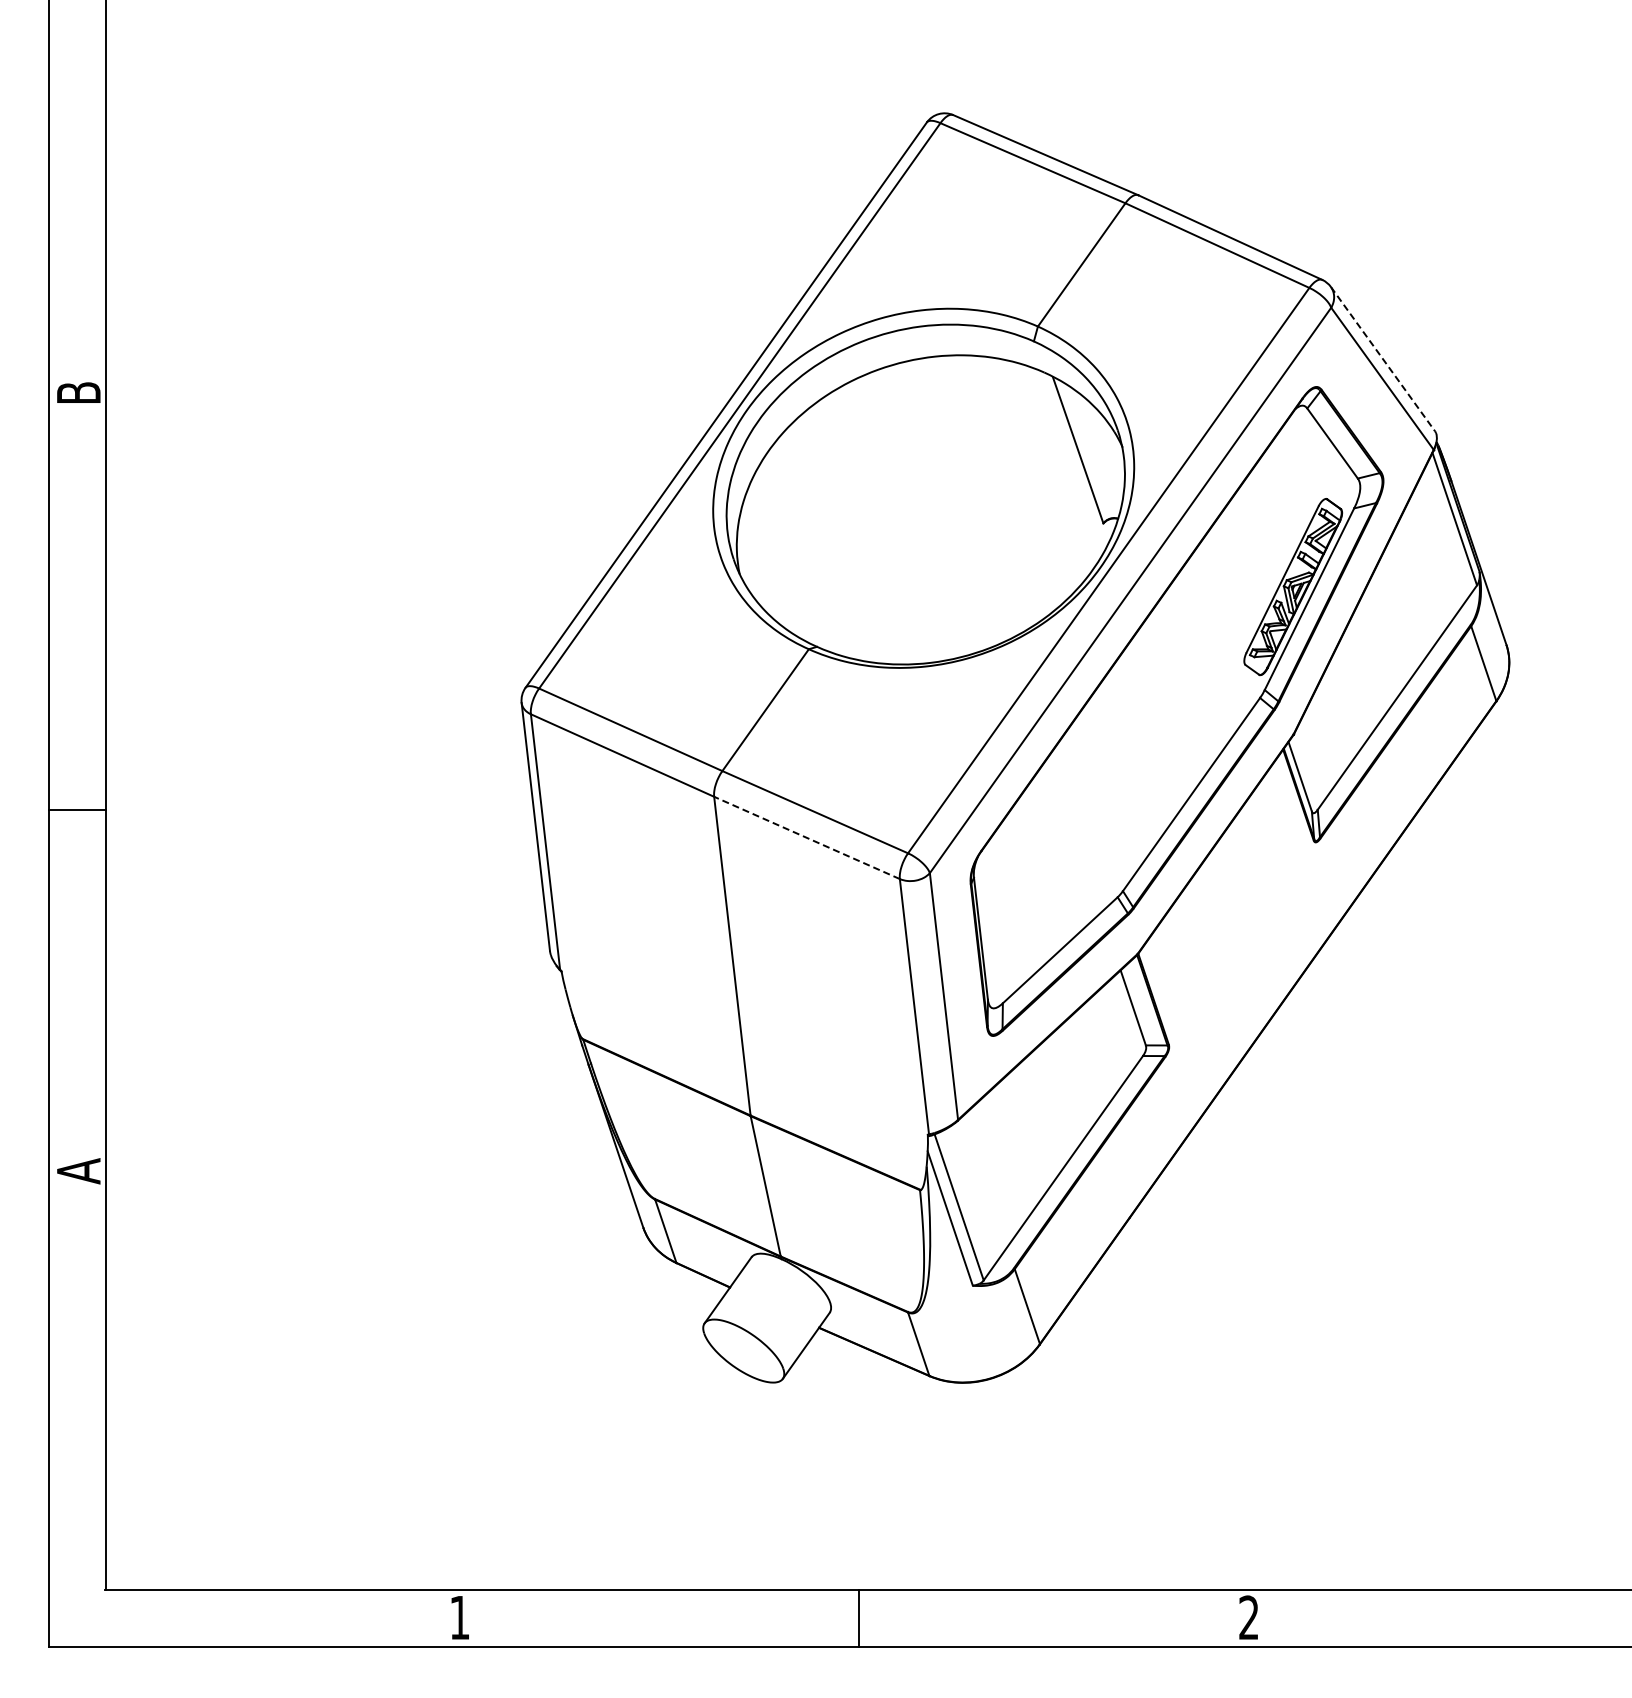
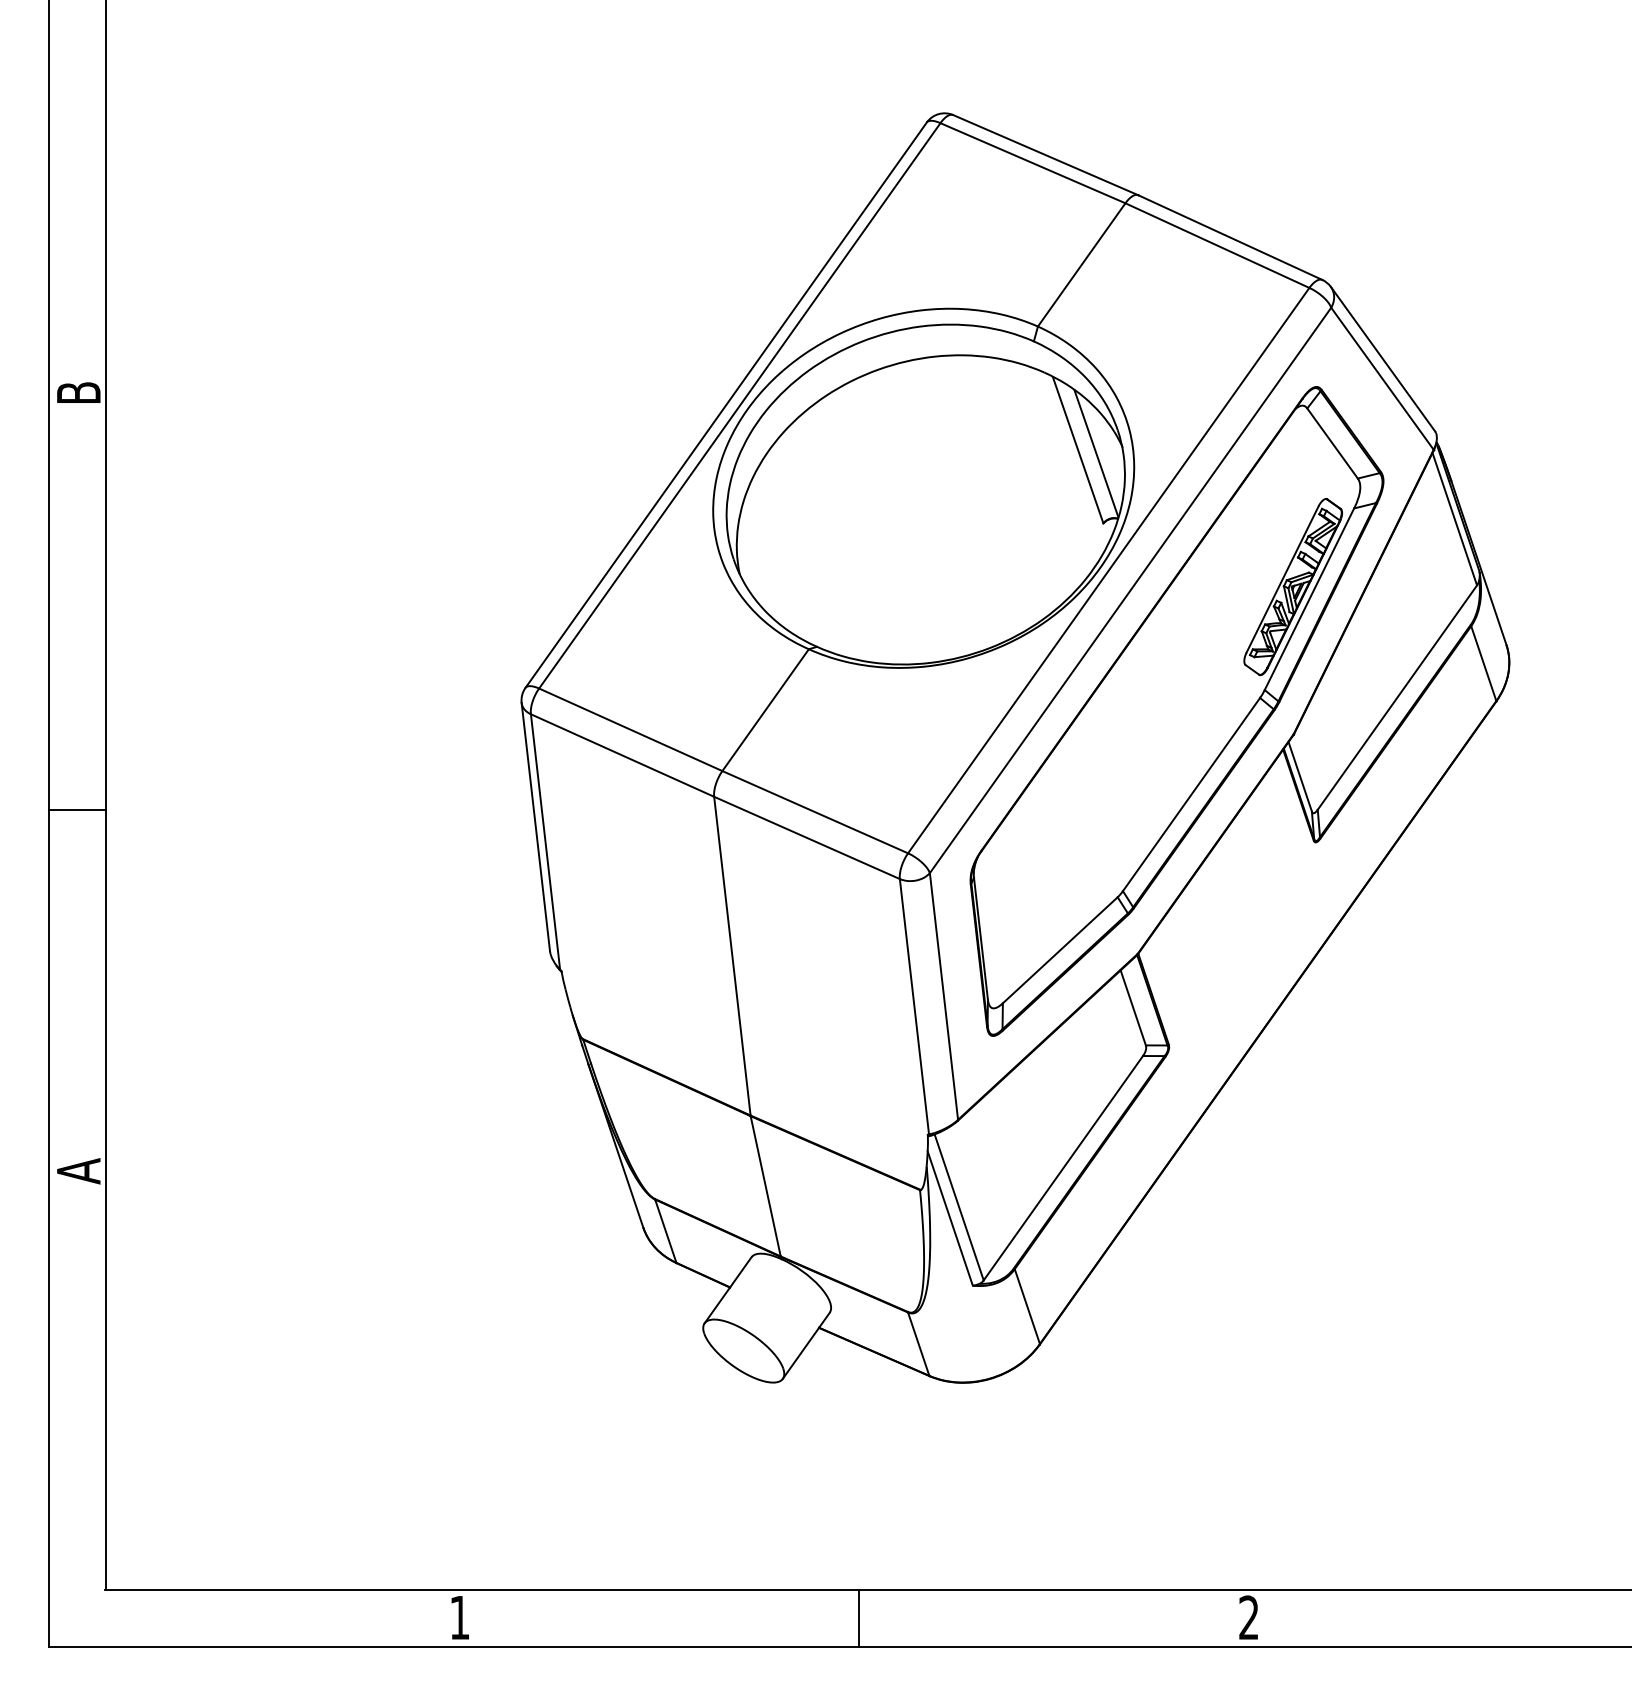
line: dashed -> solid (1383, 359)
line: none -> present (1096, 453)
line: dashed -> solid (807, 837)
